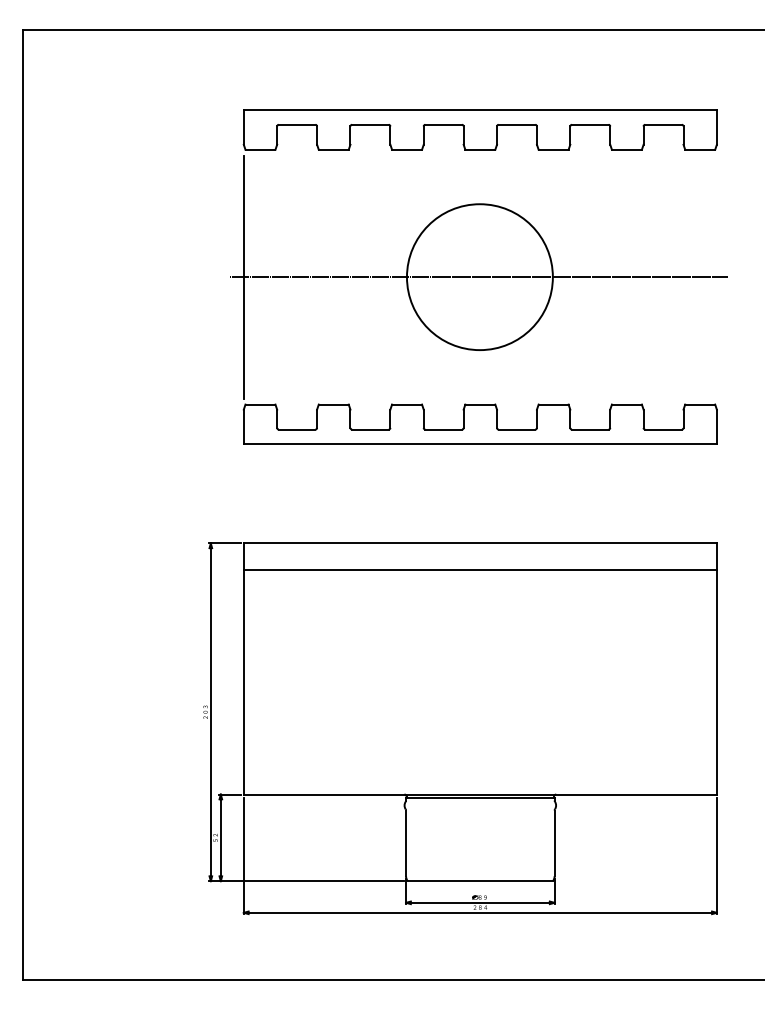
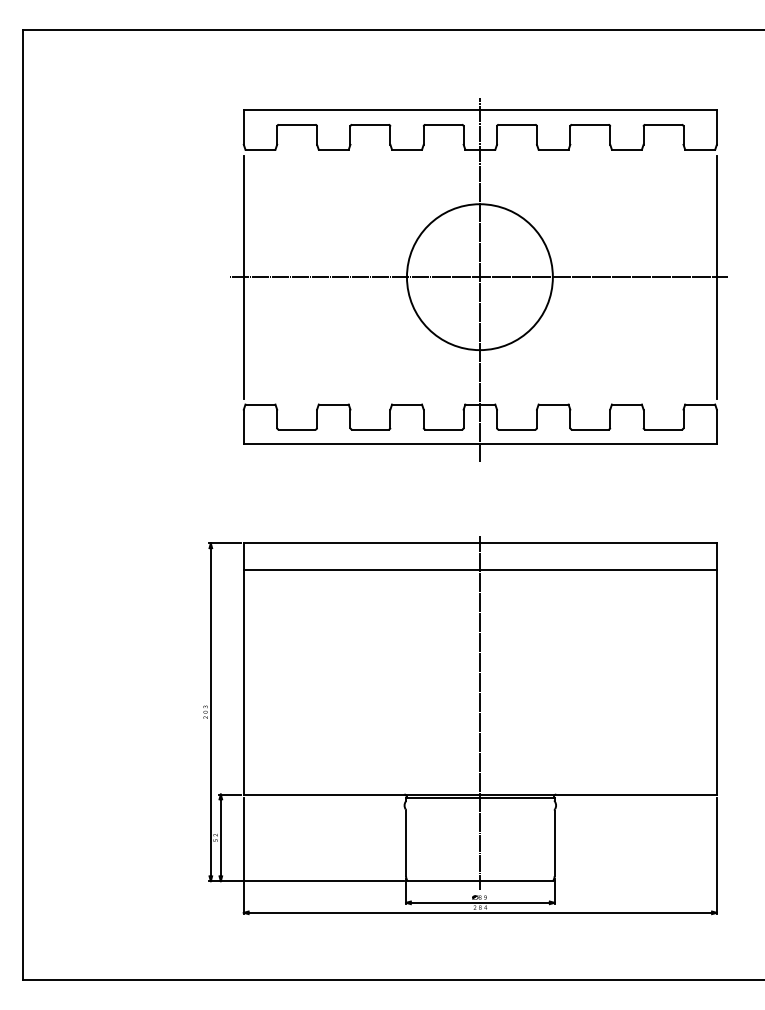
line: none -> present (716, 276)
line: none -> present (480, 279)
line: none -> present (480, 712)
